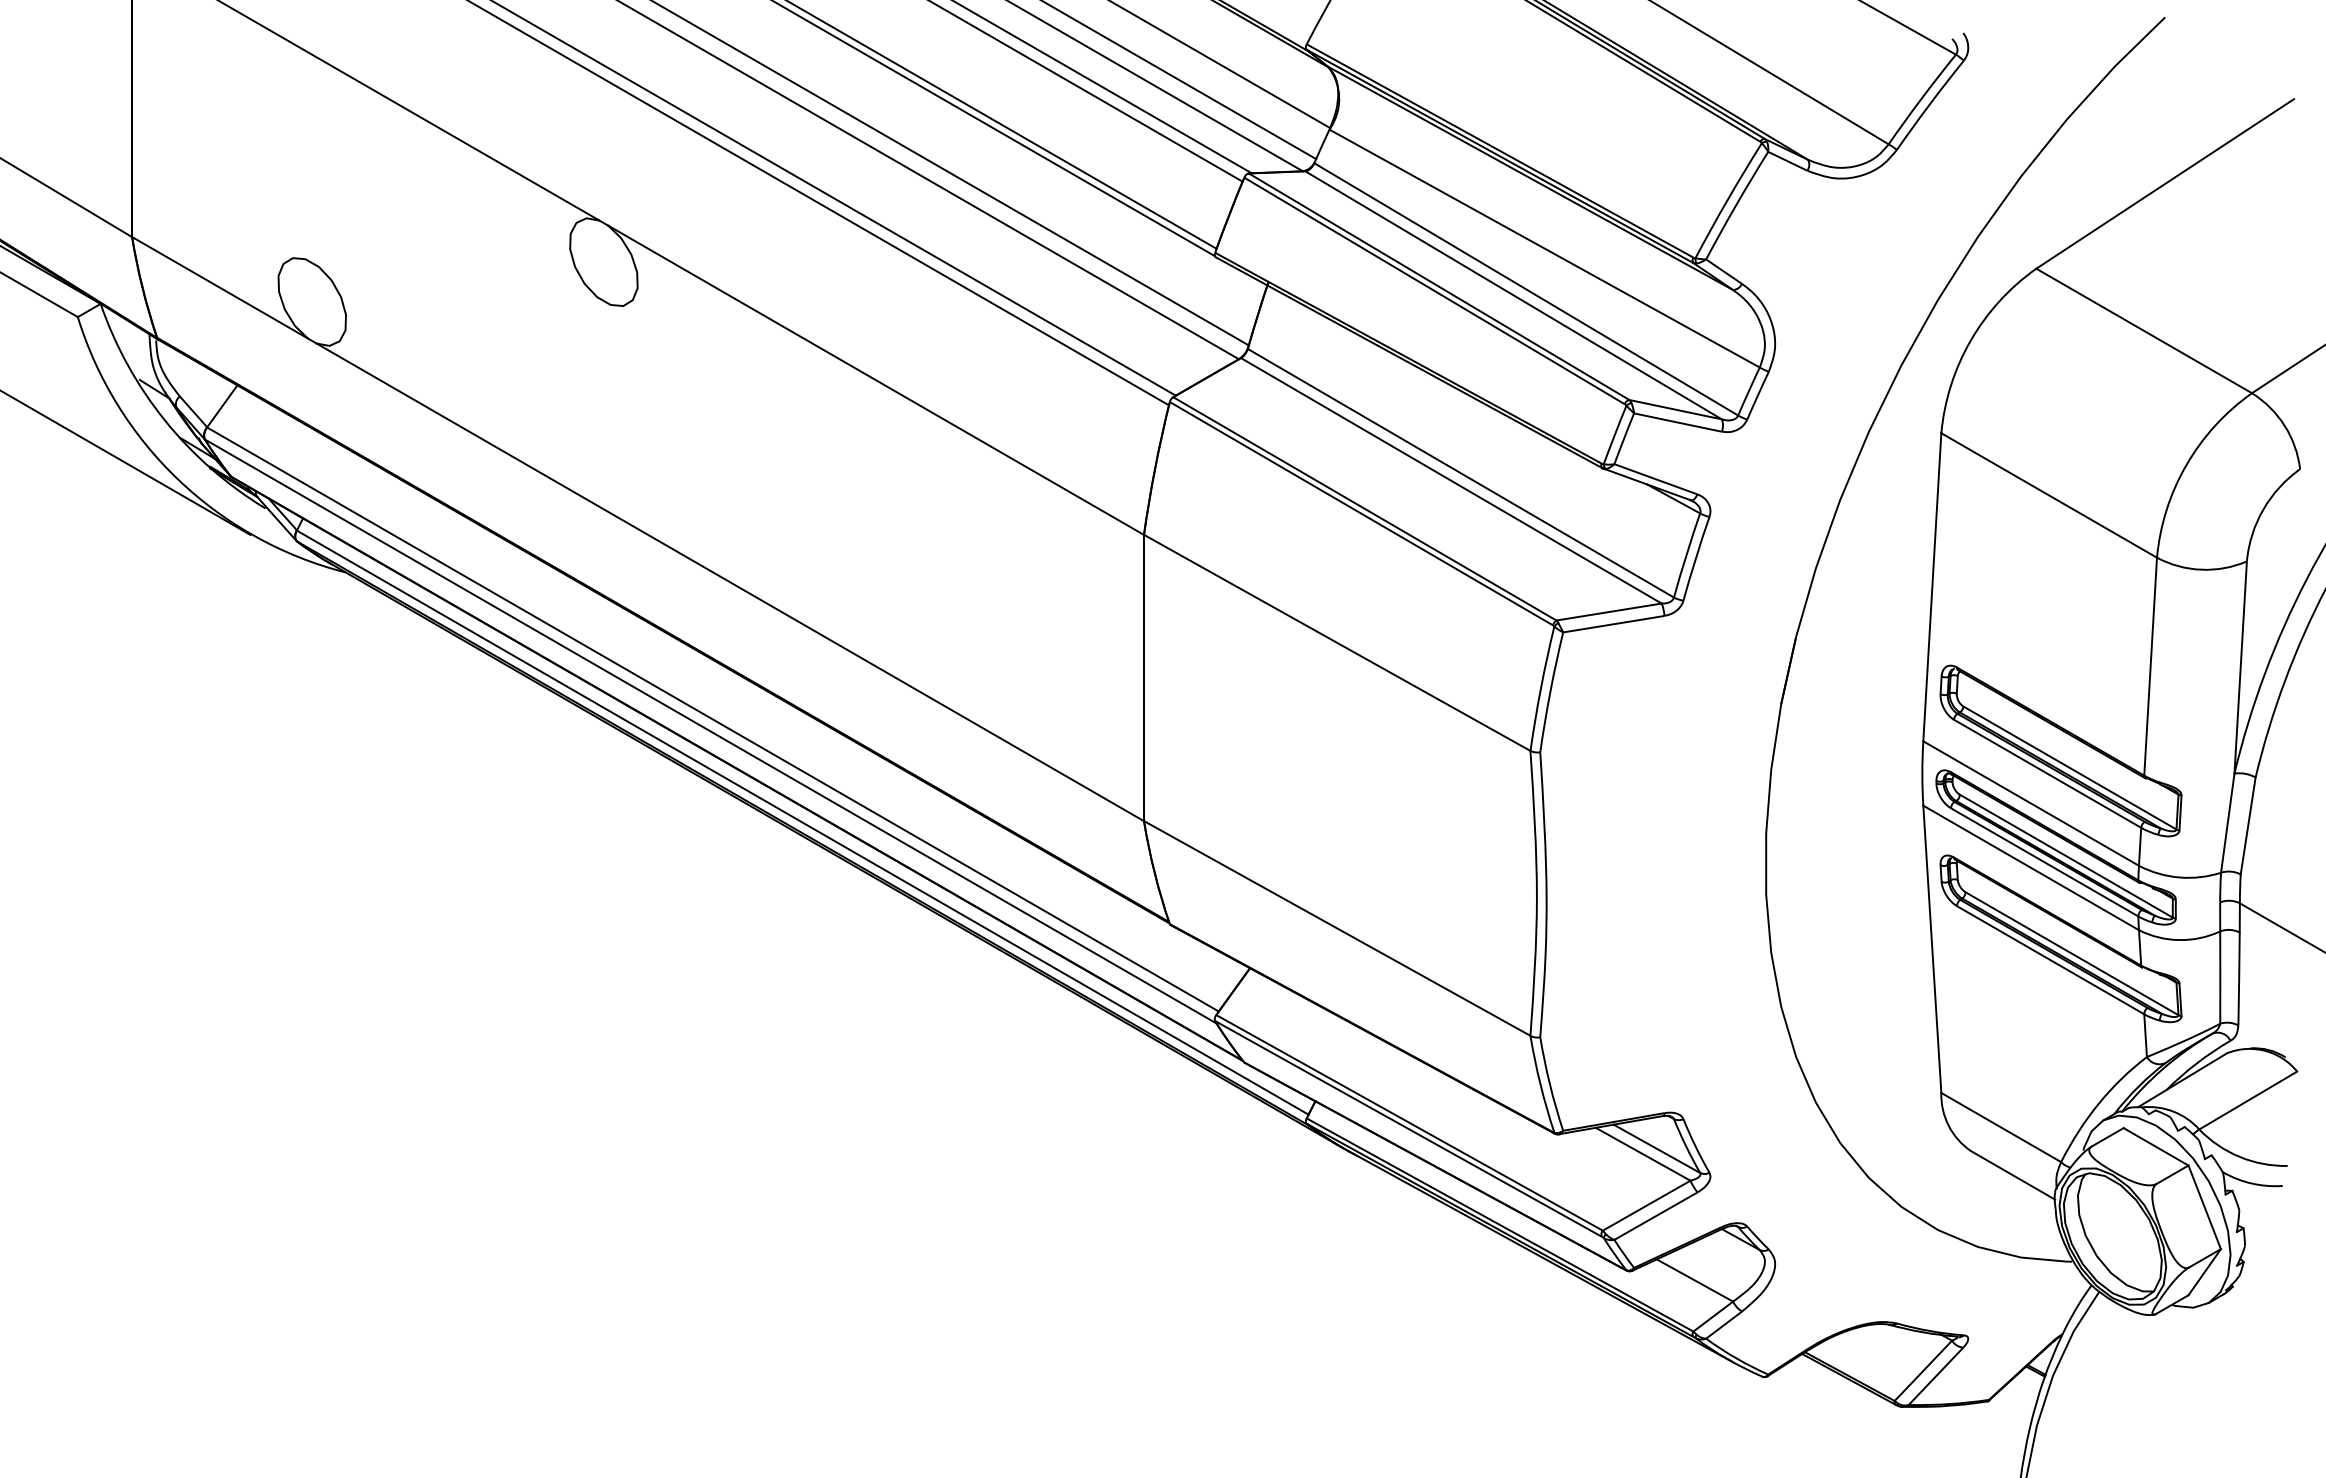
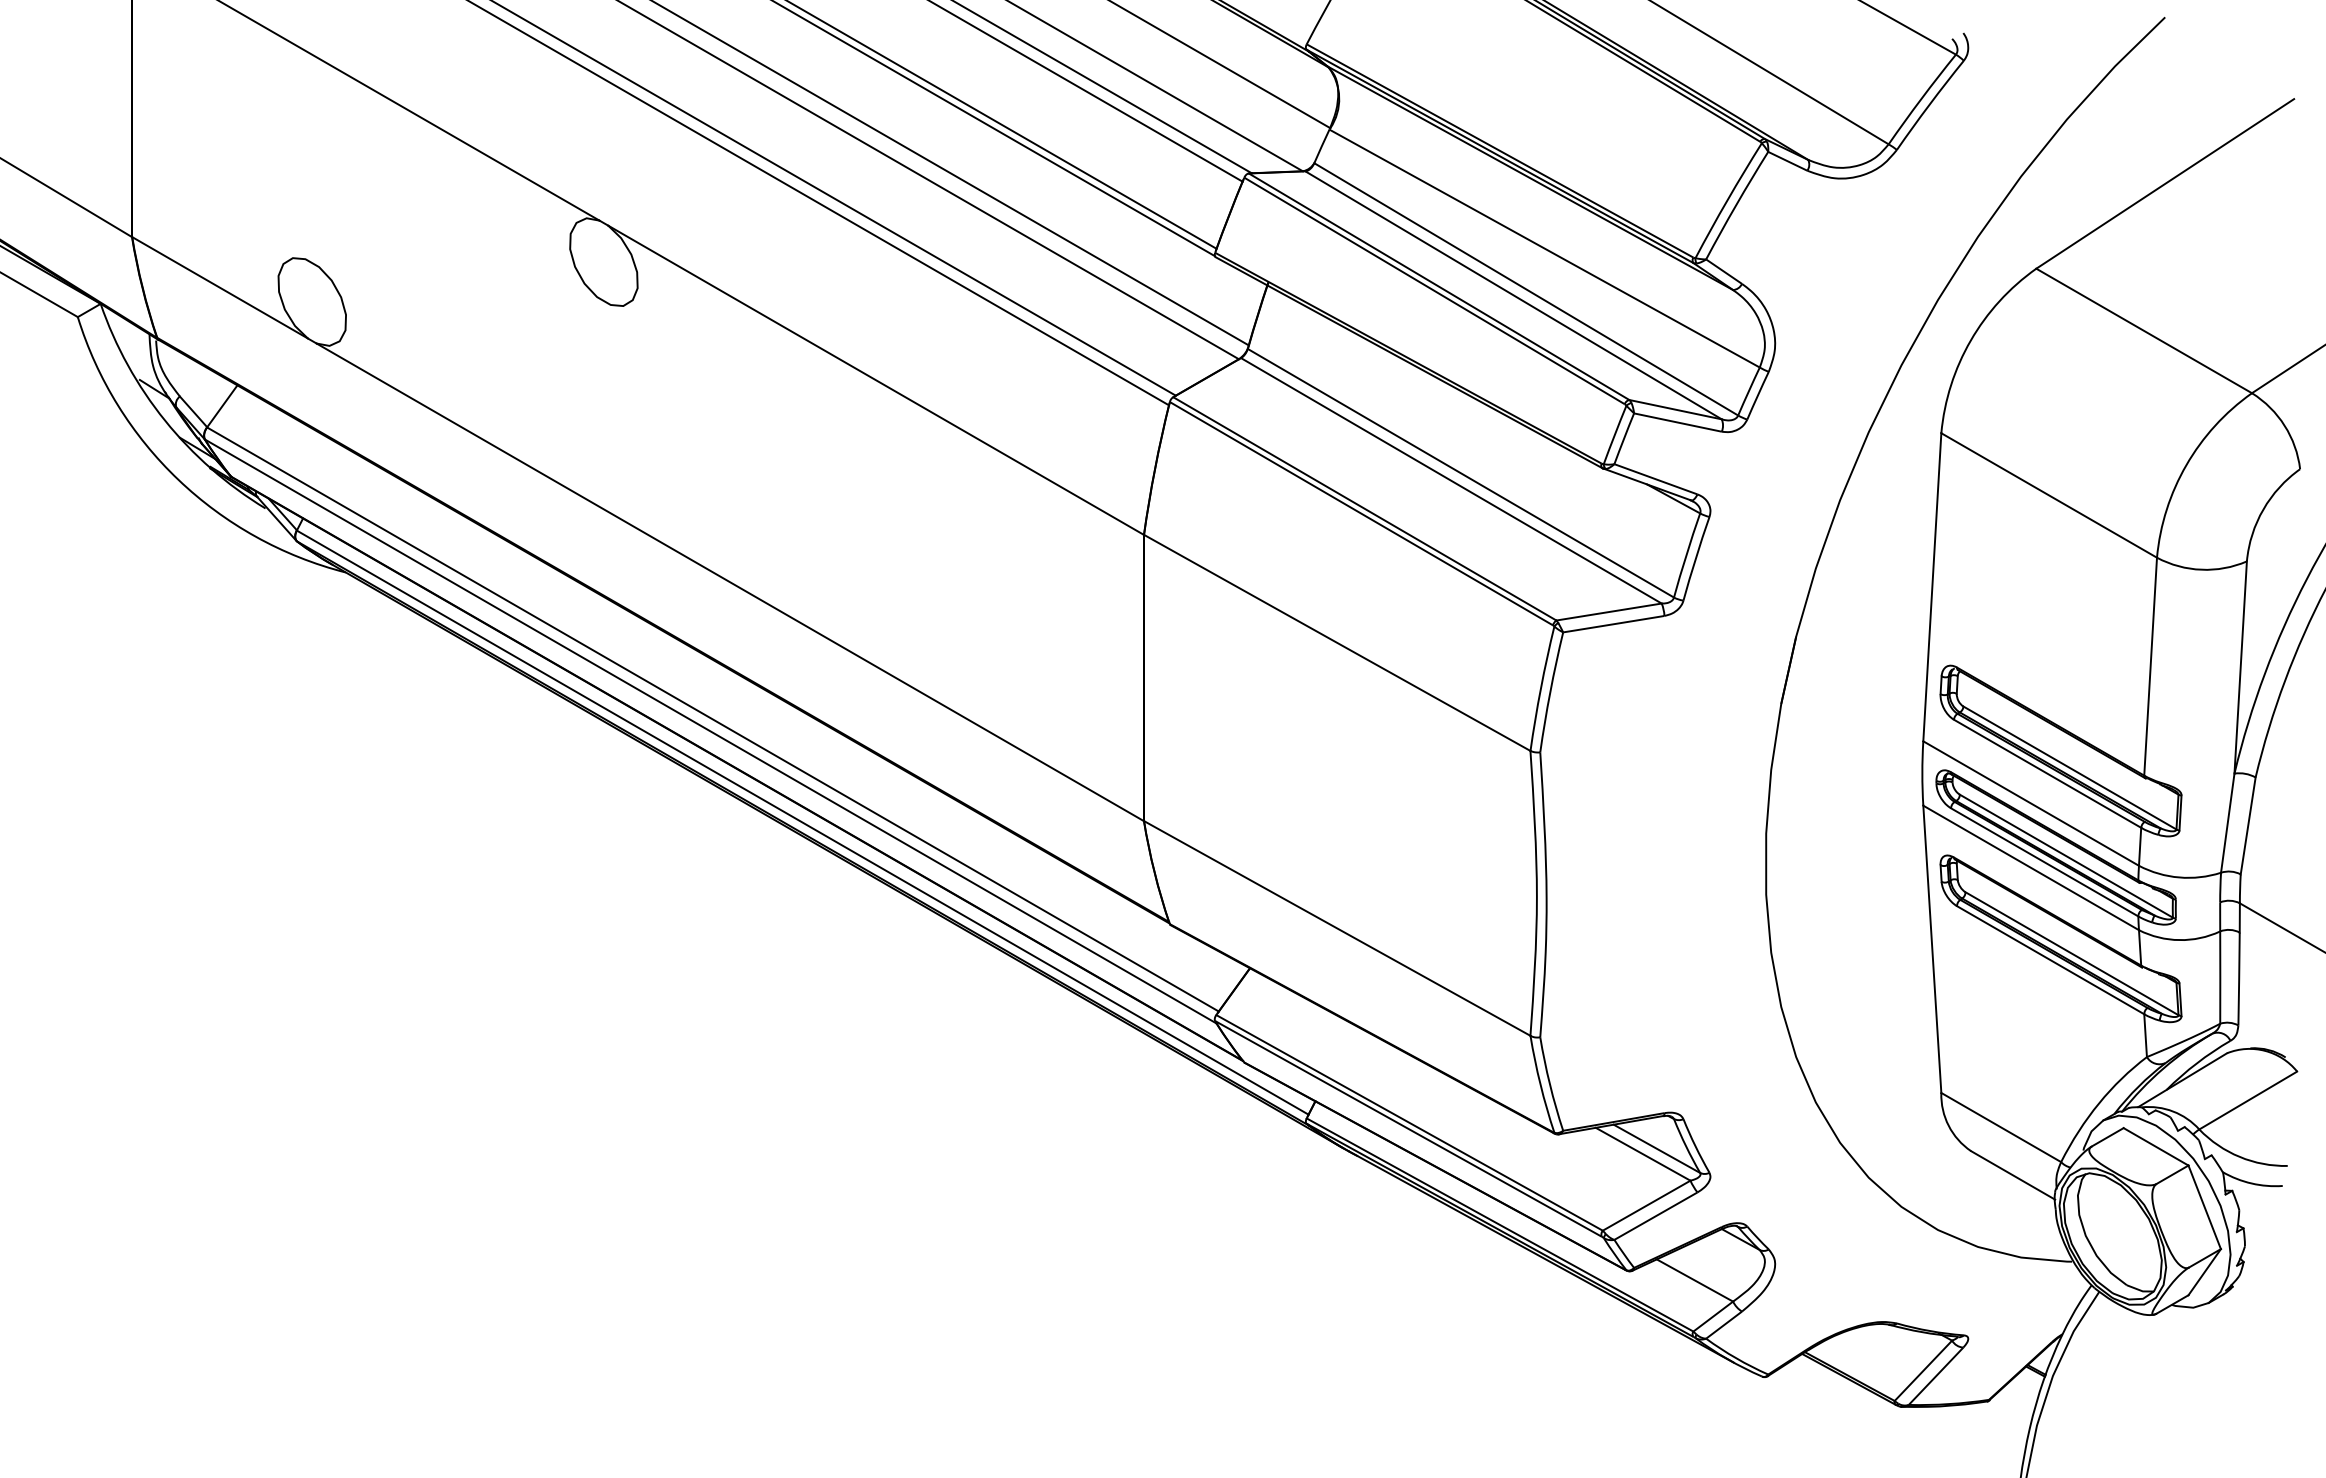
line: present -> none (1180, 80)
line: present -> none (126, 462)
